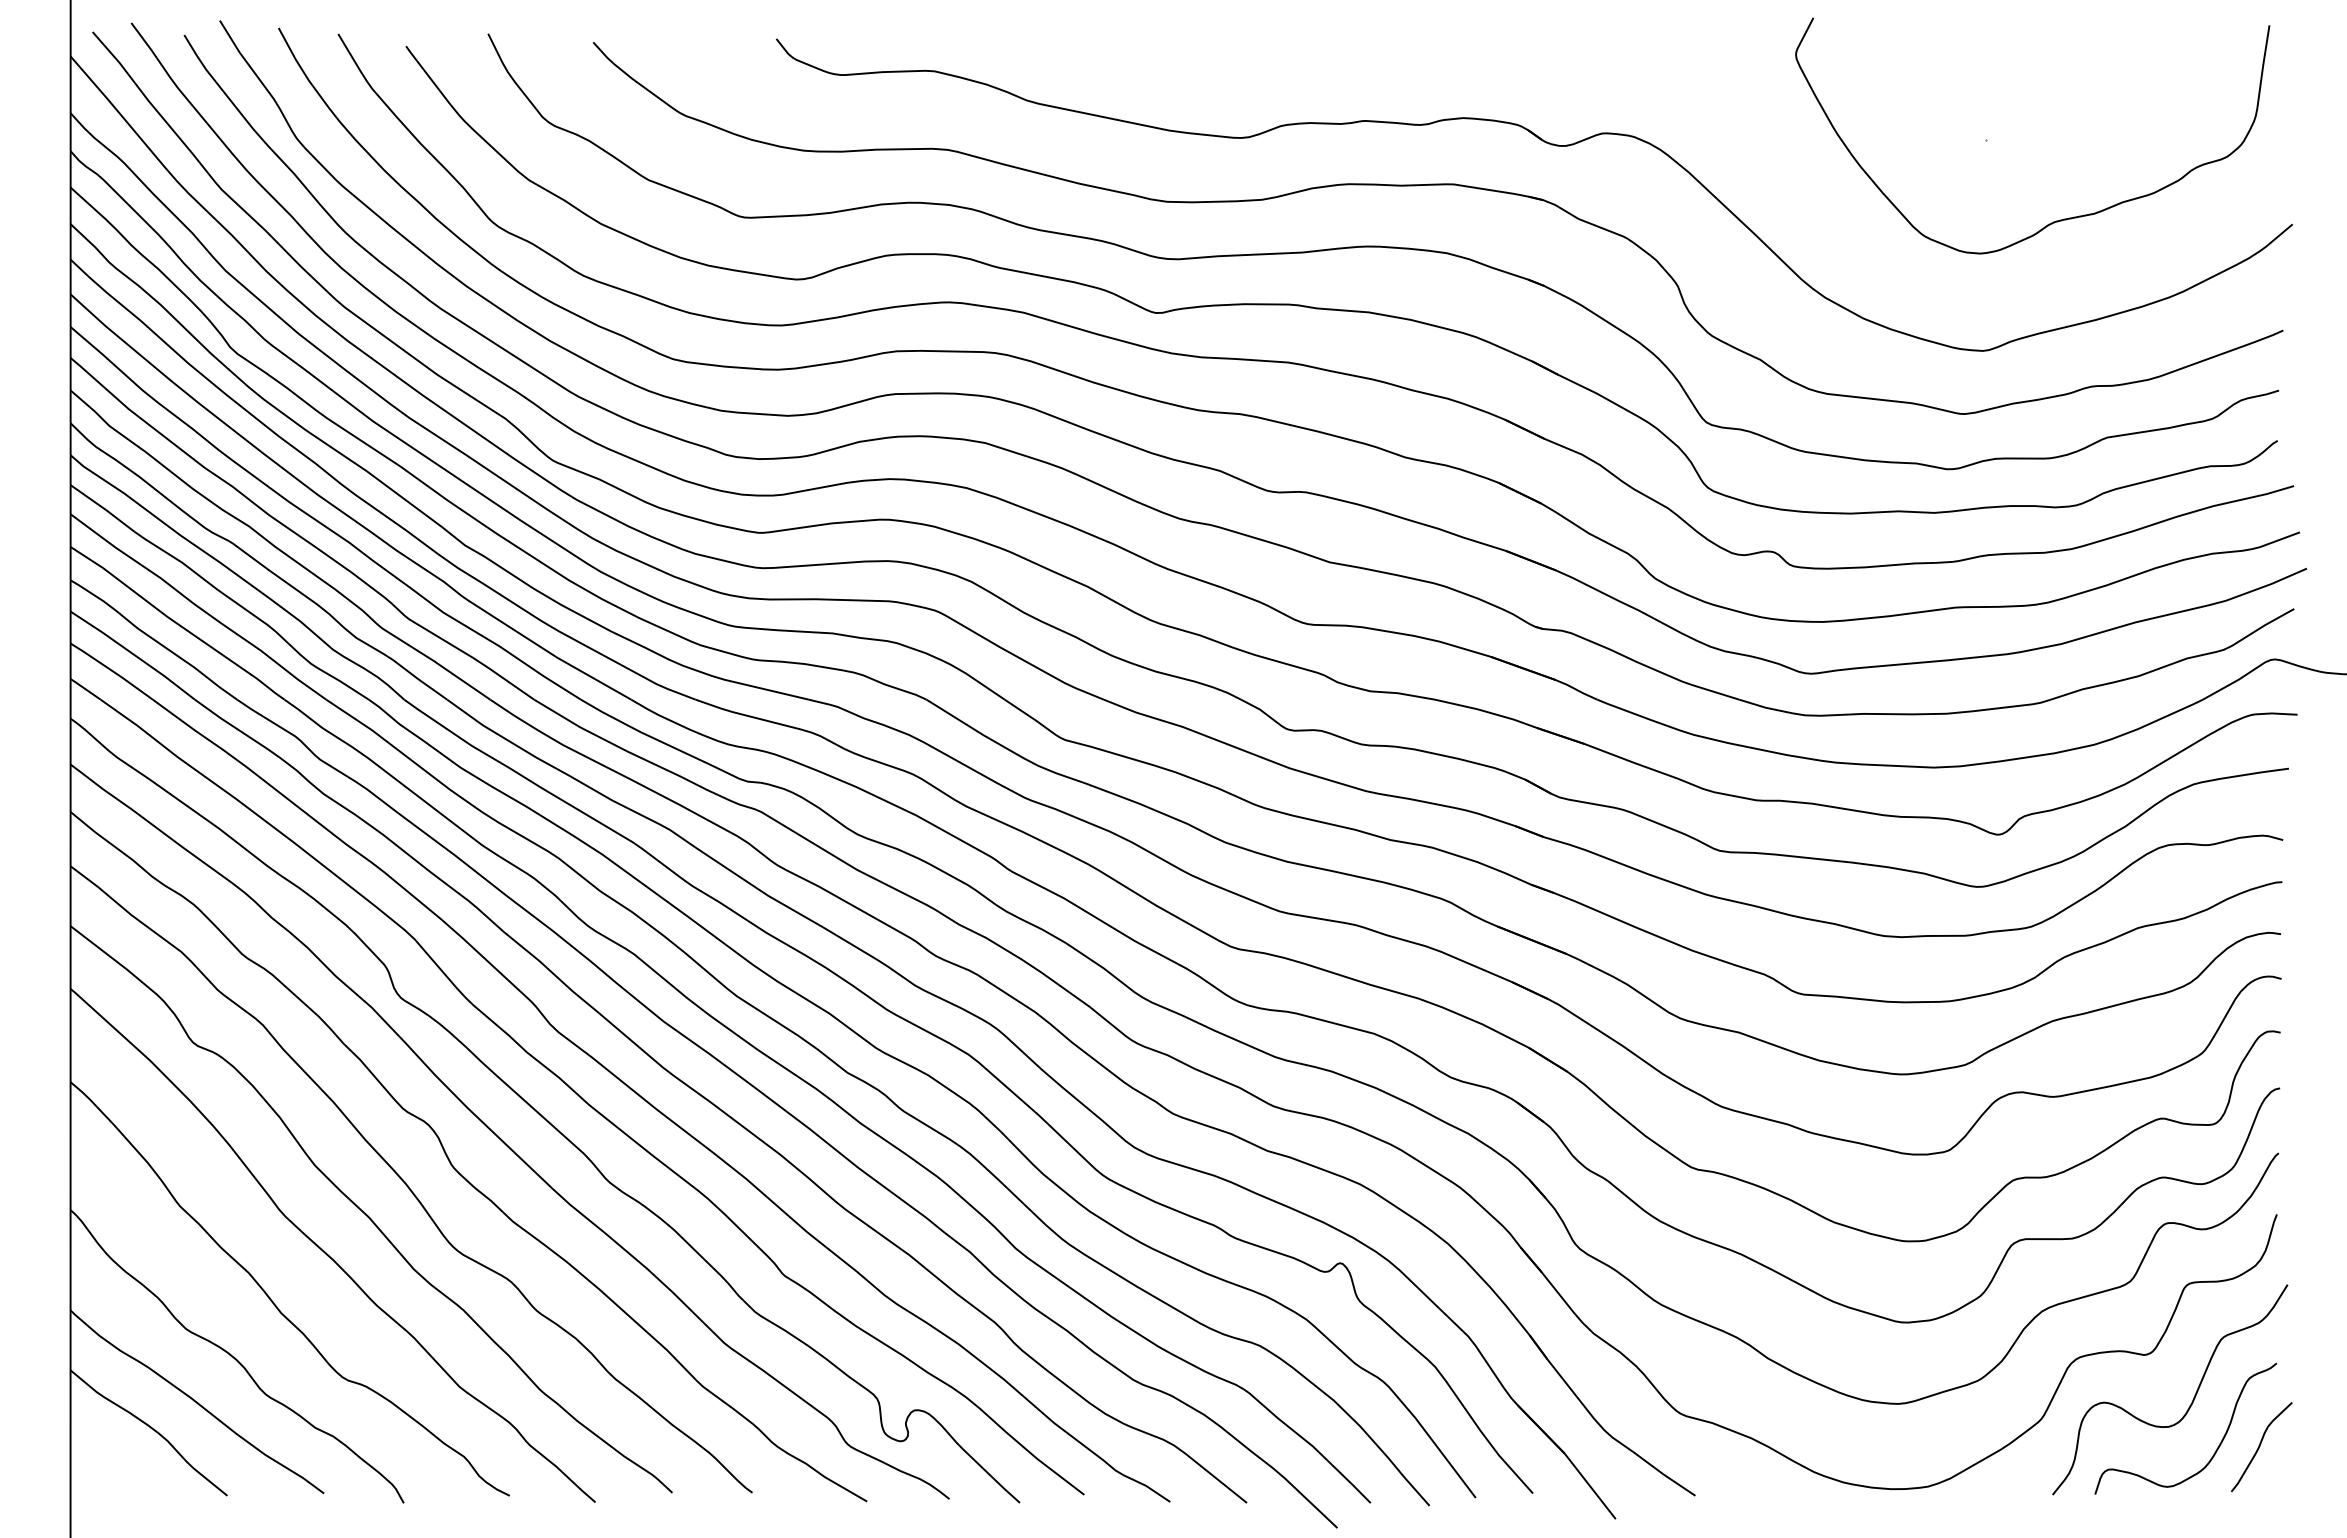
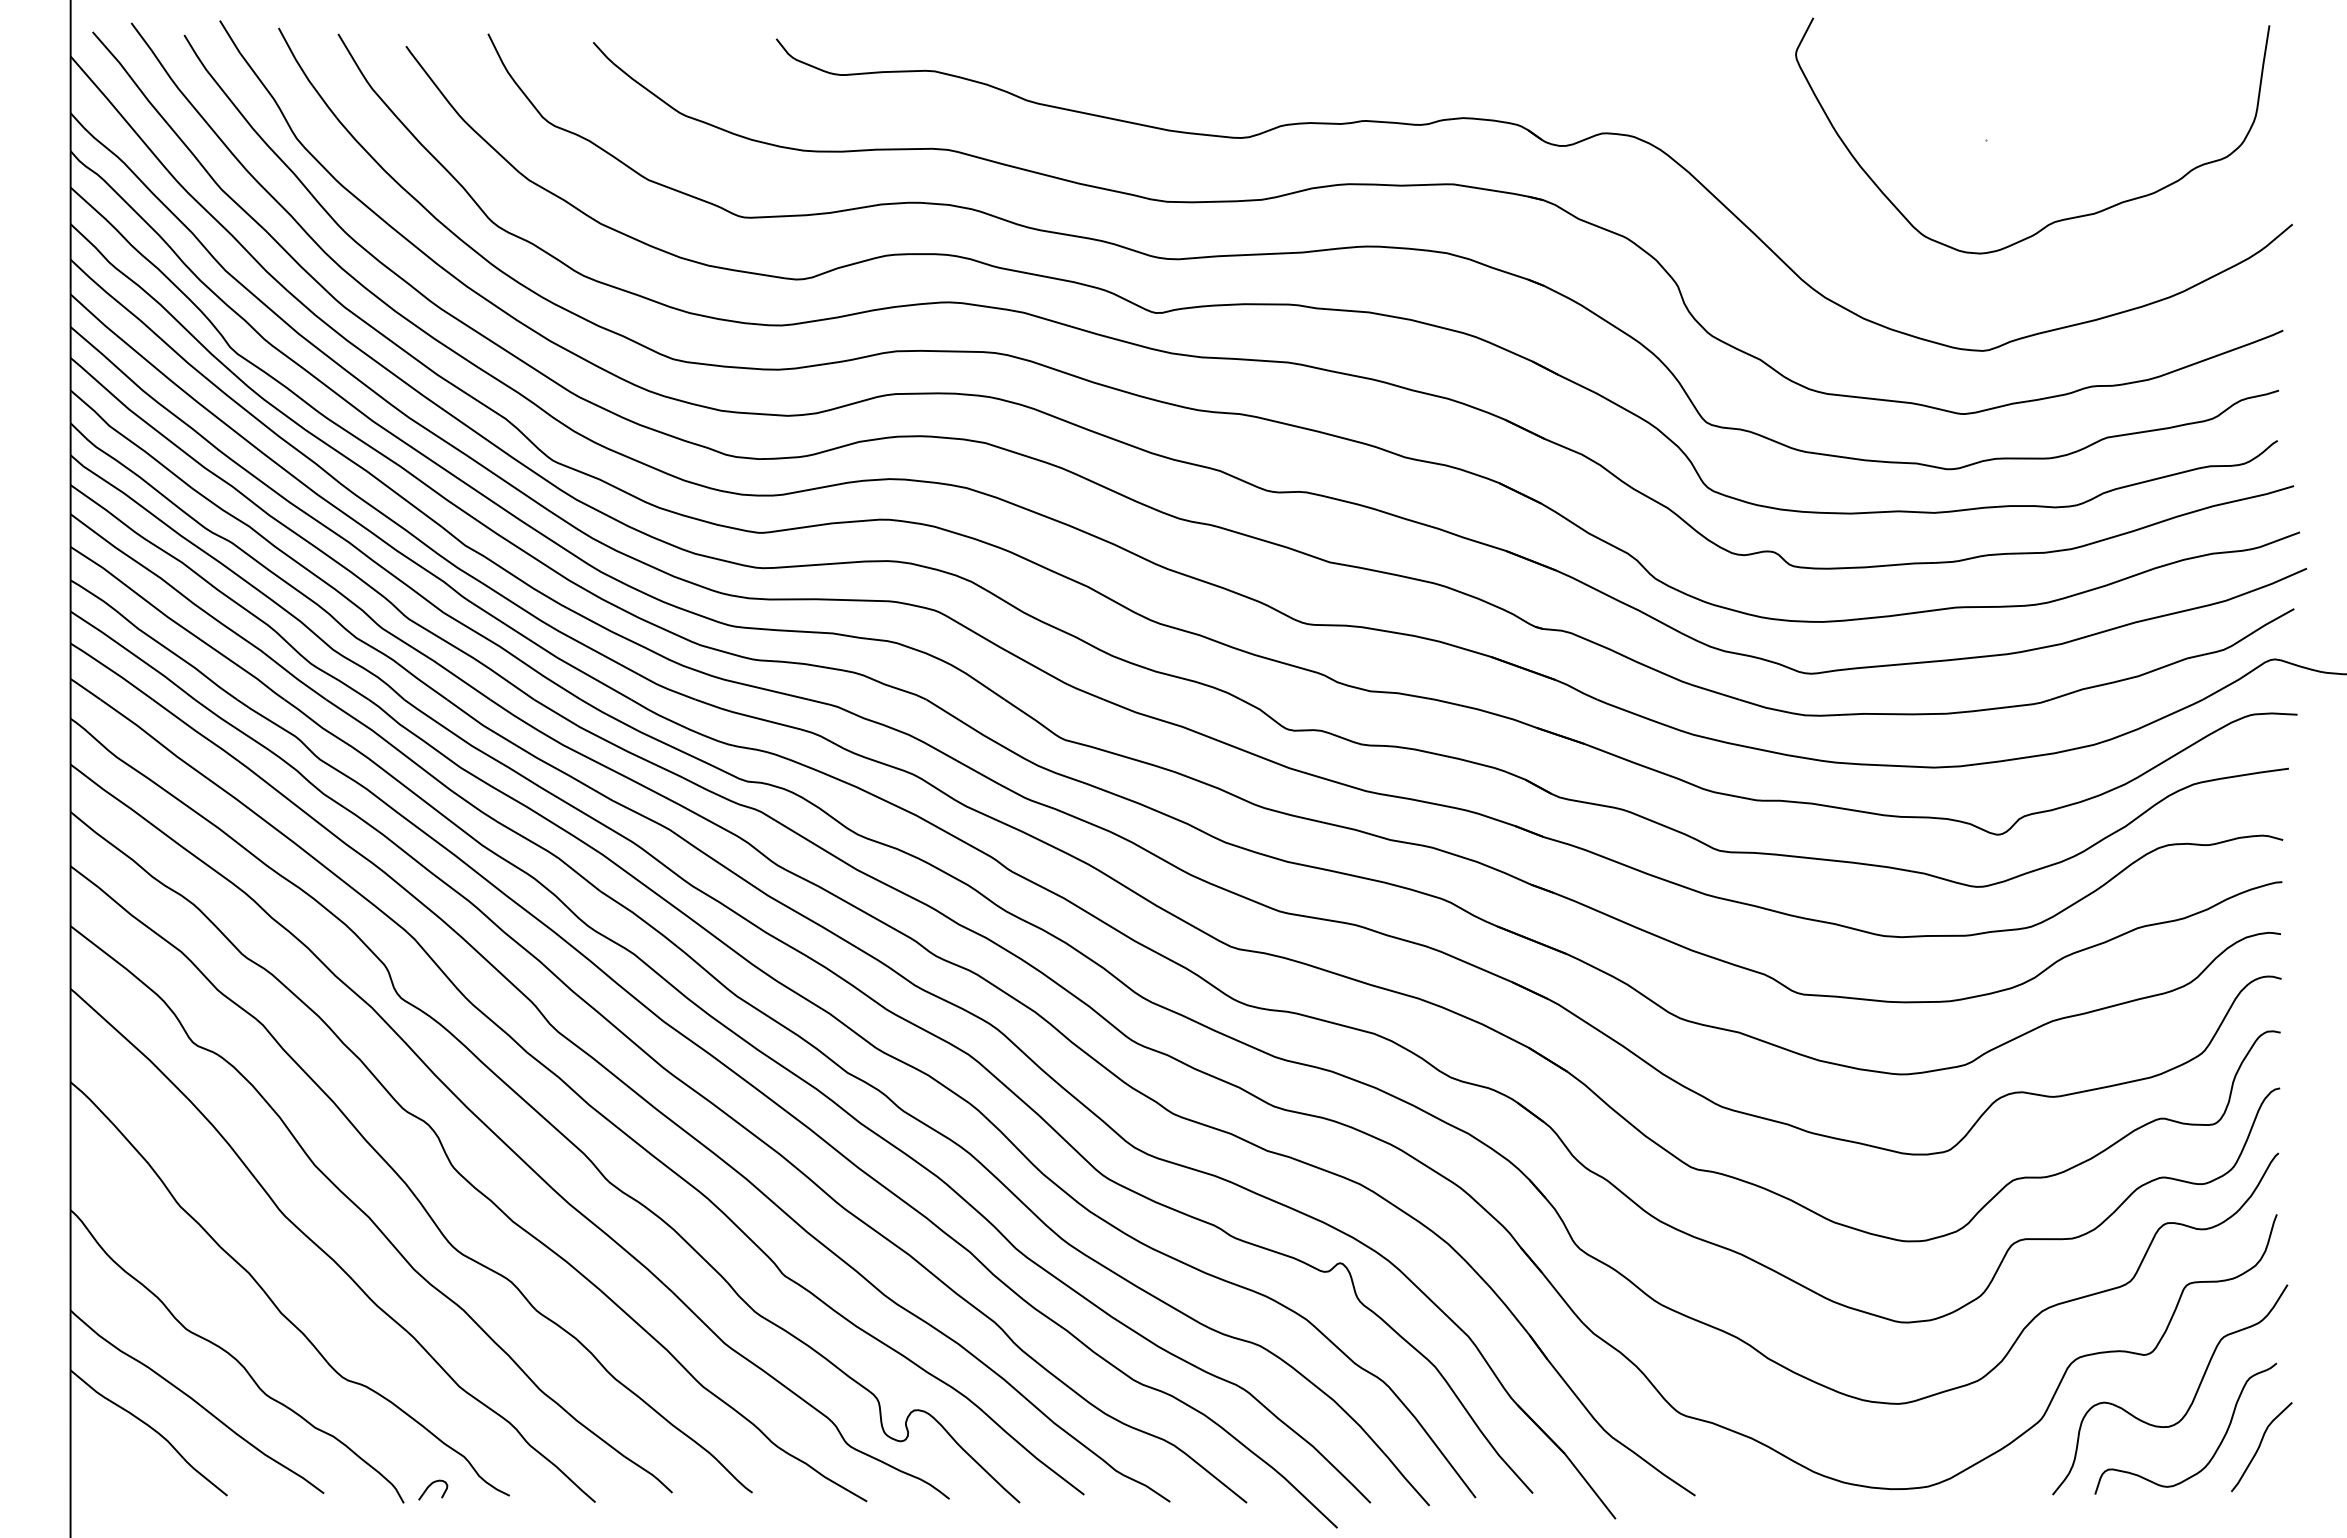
curve: none -> present (430, 1486)
